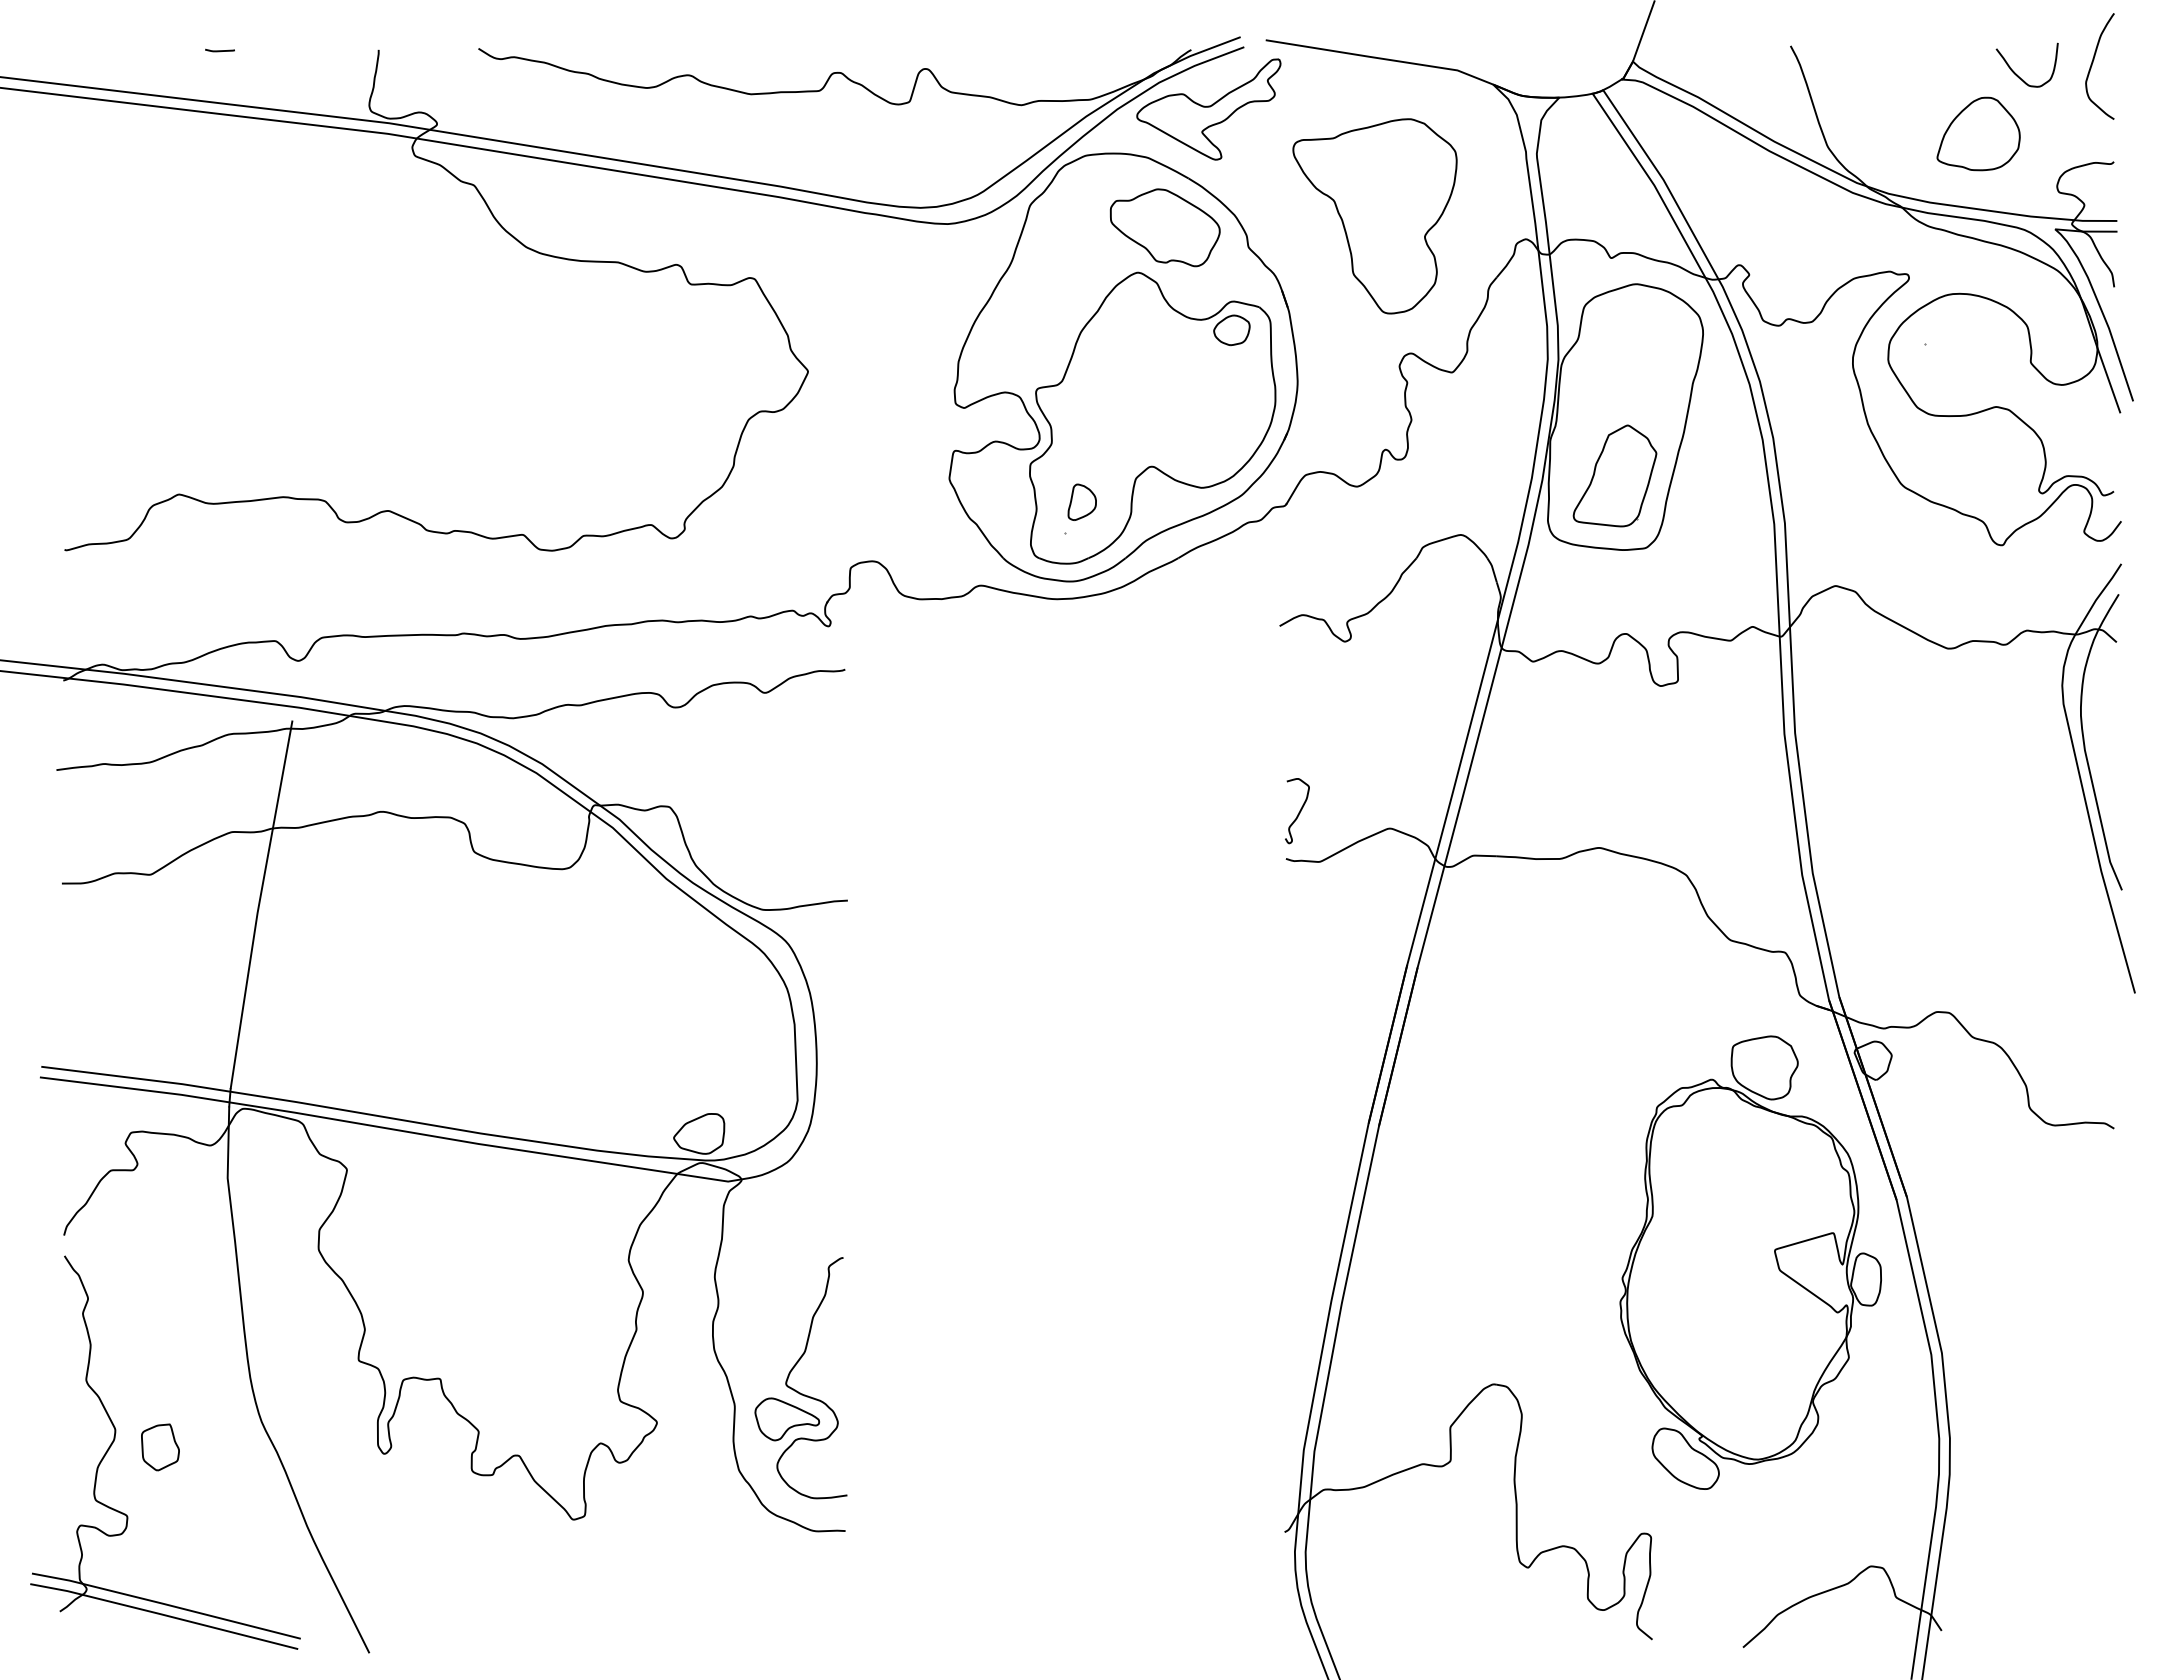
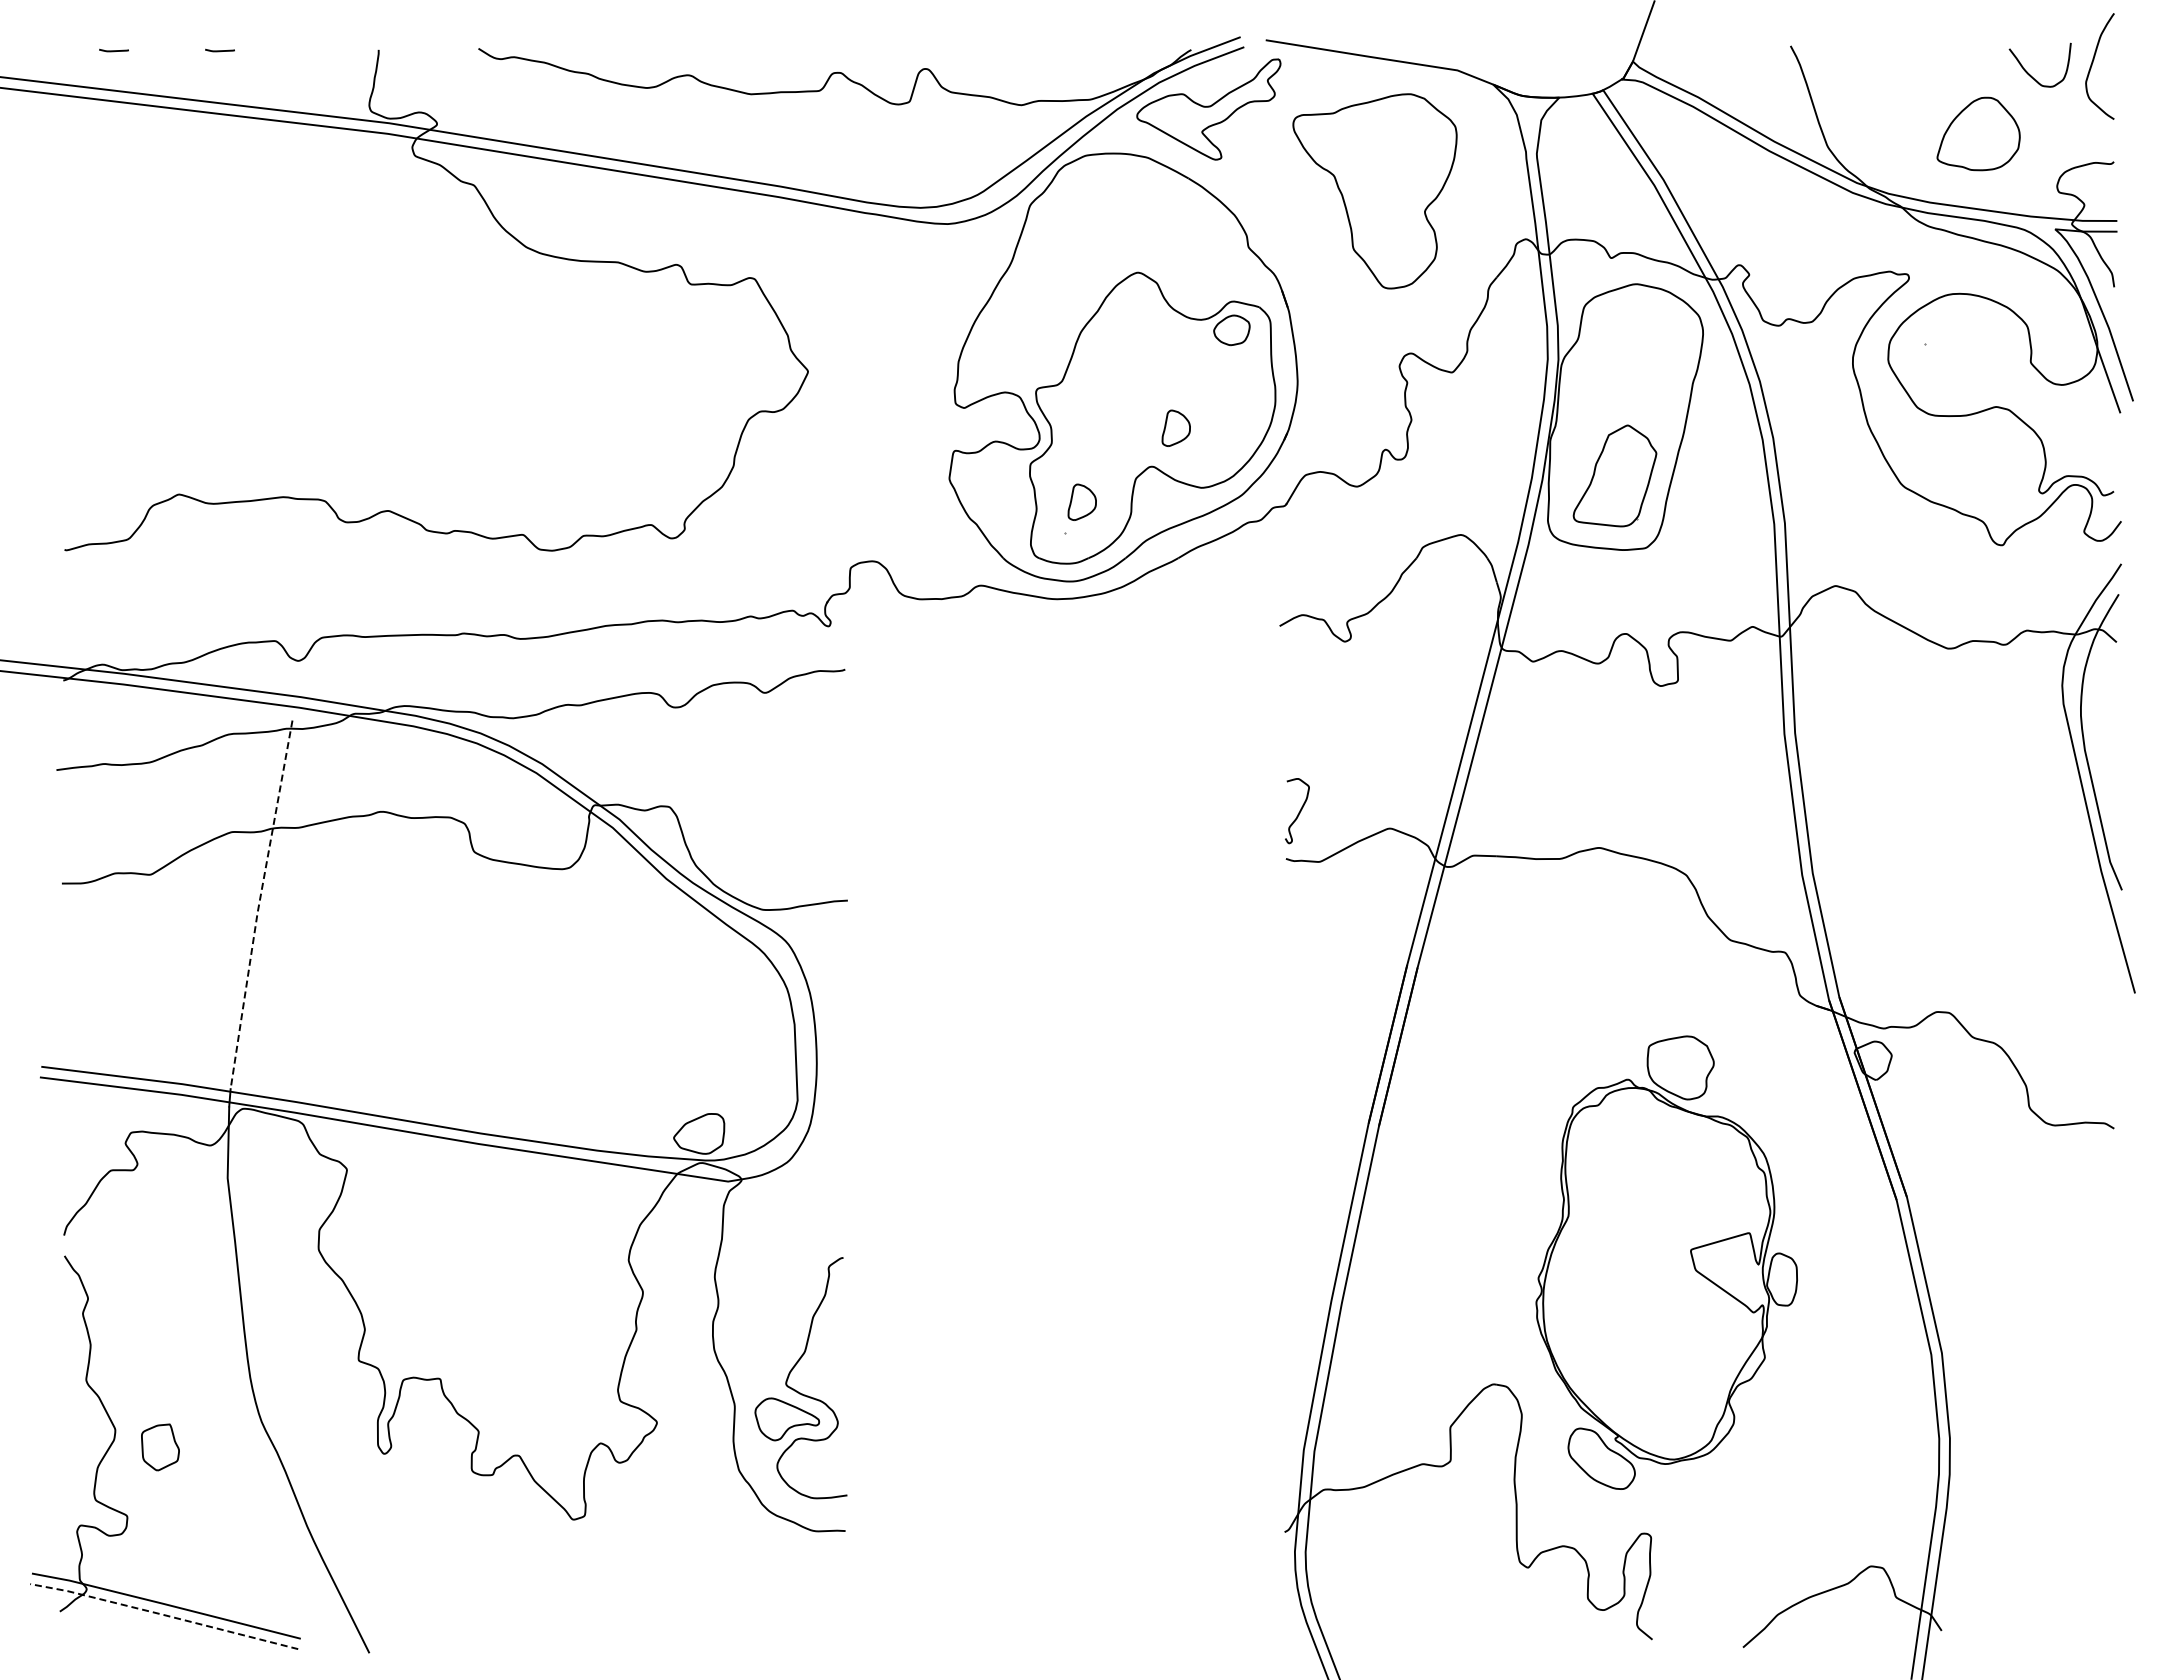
curve: none -> present (113, 50)
curve position: (2016, 73) -> (2029, 73) (2029, 73)
part position: (1374, 216) -> (1374, 191) (1374, 191)
part: present -> none (1164, 227)
part: none -> present (1175, 427)
line: solid -> dashed (259, 905)
part position: (1750, 1262) -> (1666, 1262) (1666, 1262)
line: solid -> dashed (163, 1614)
